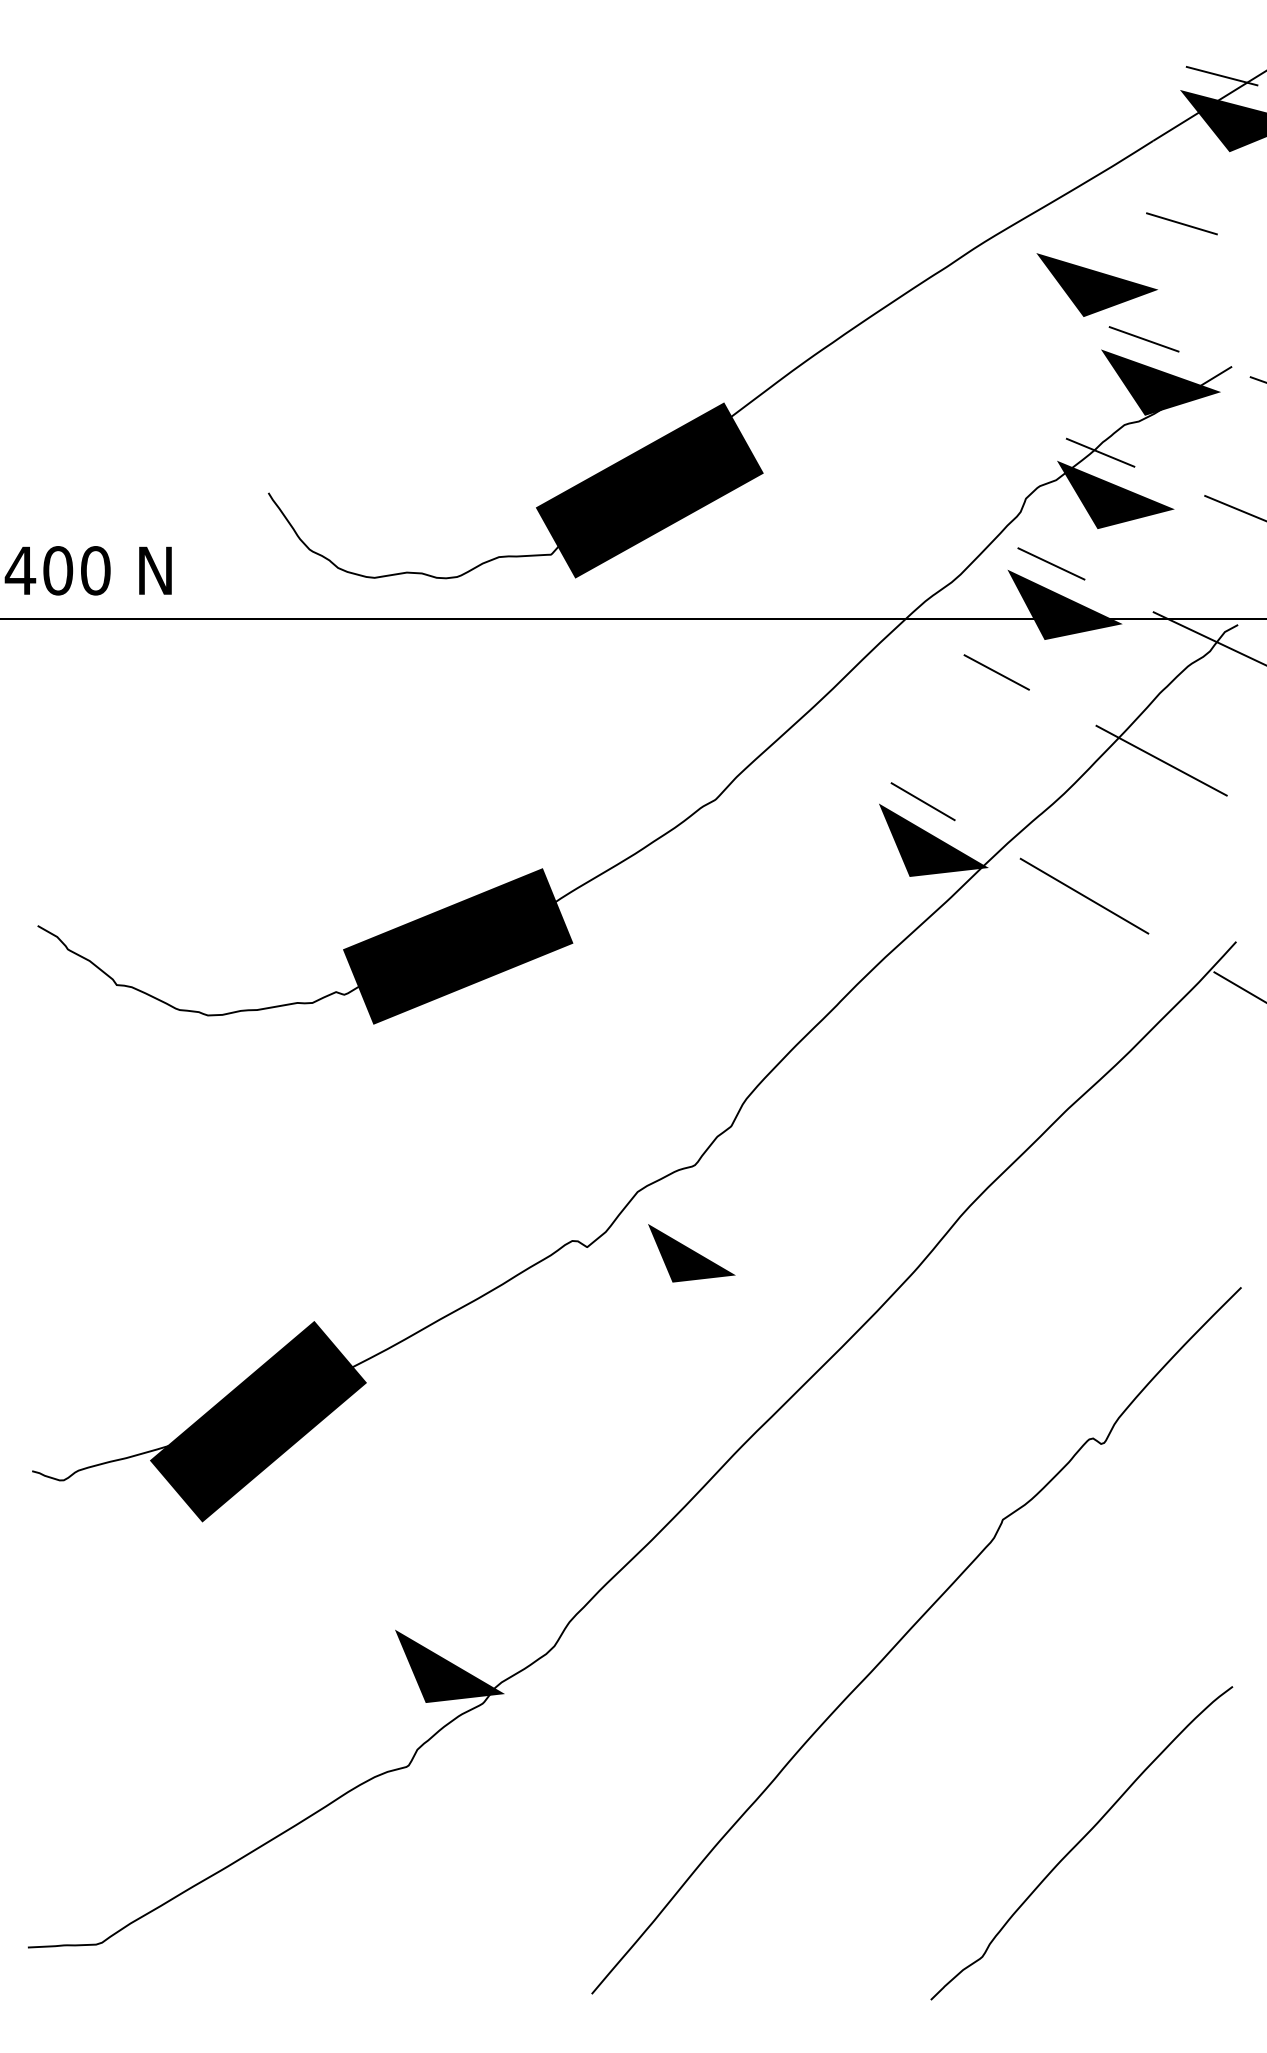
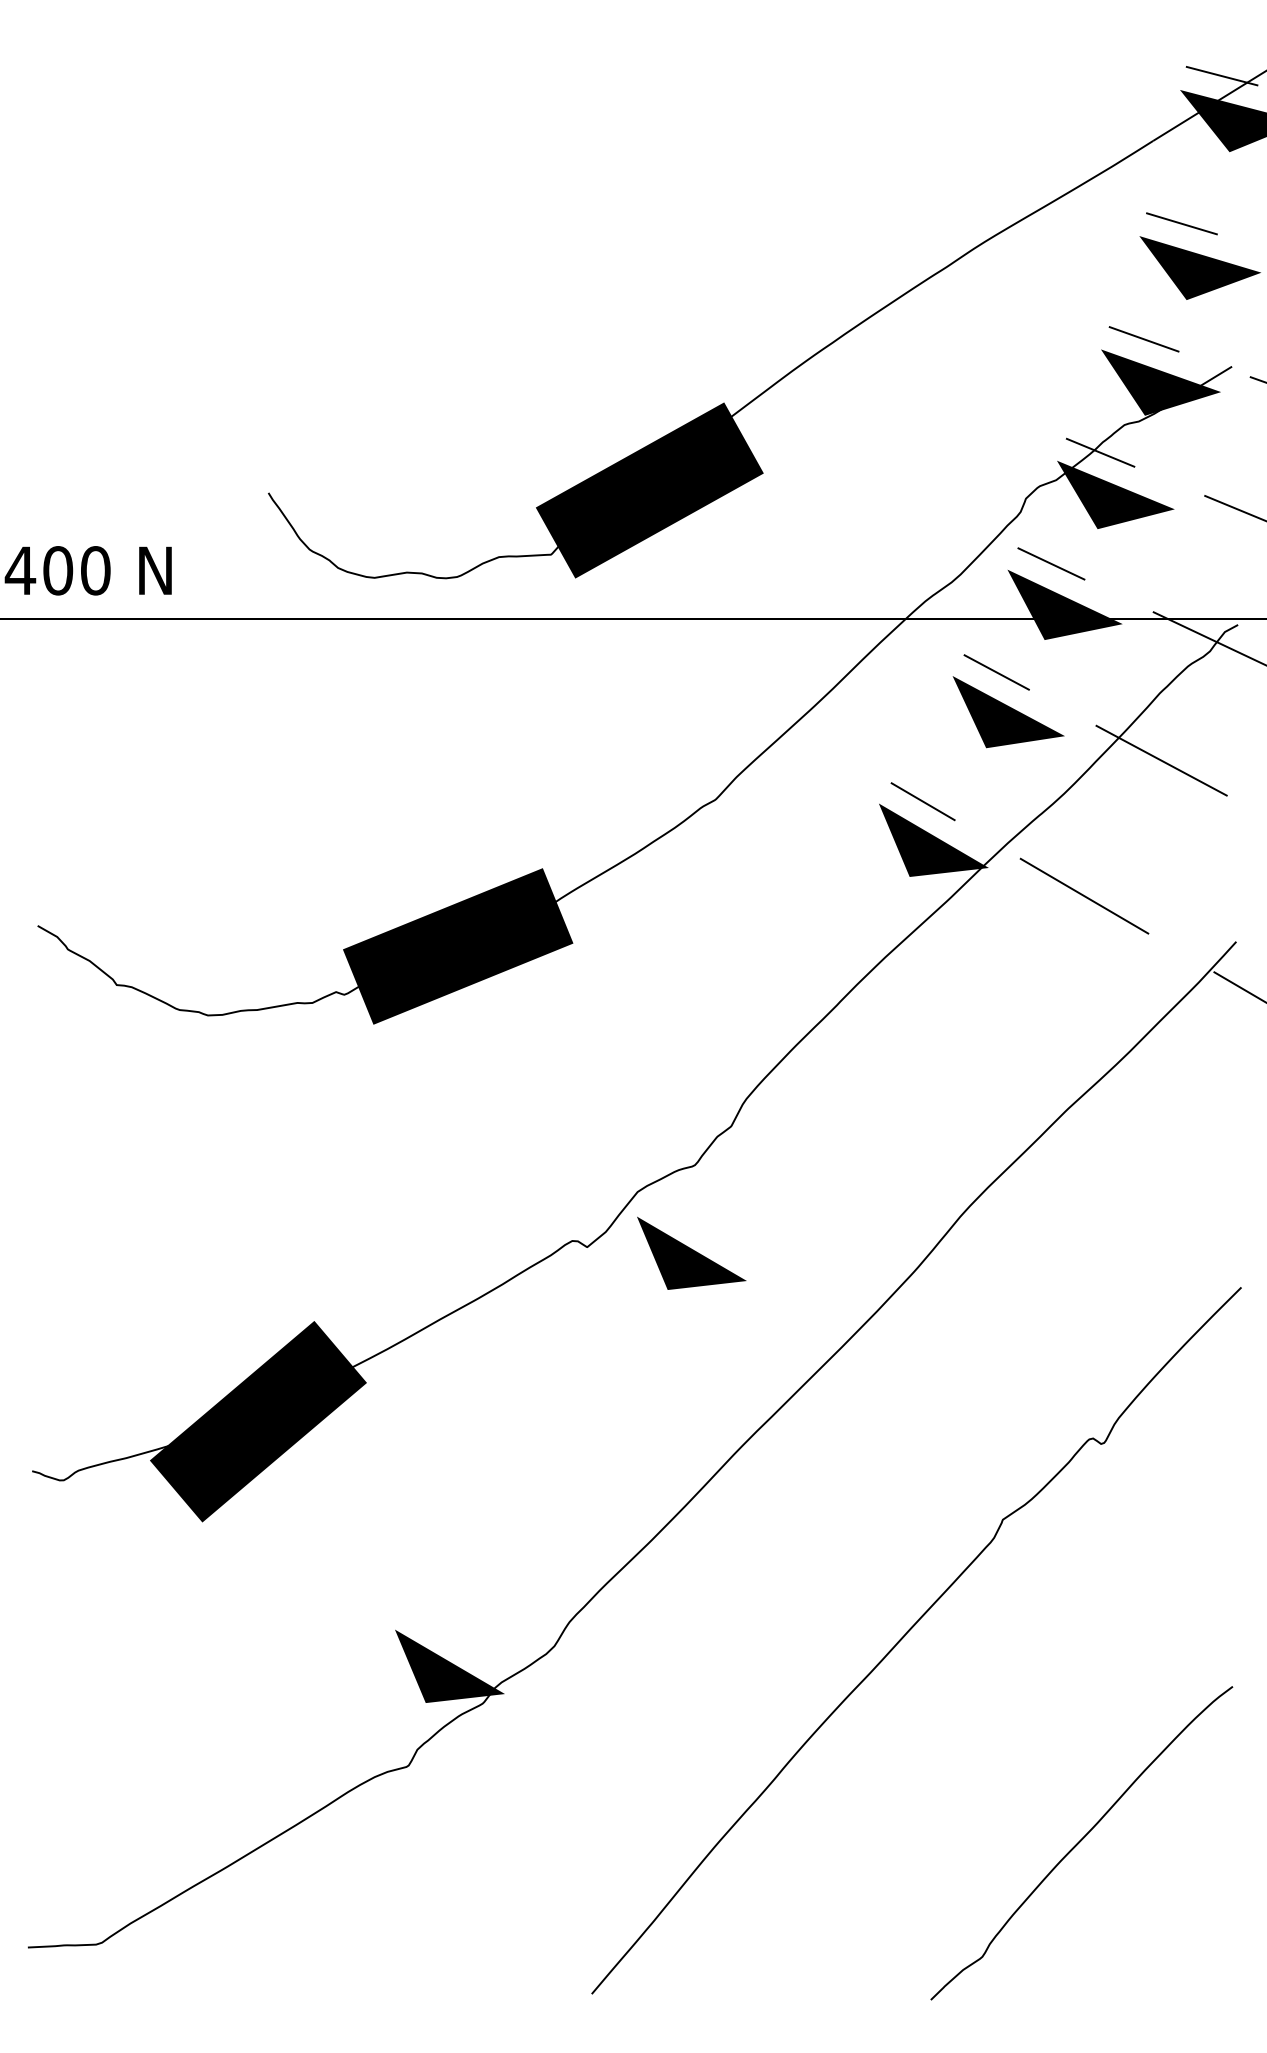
part position: (1096, 284) -> (1199, 267) (1199, 267)
part: none -> present (1008, 712)
part size: 88x59 px -> 110x74 px (691, 1252)
